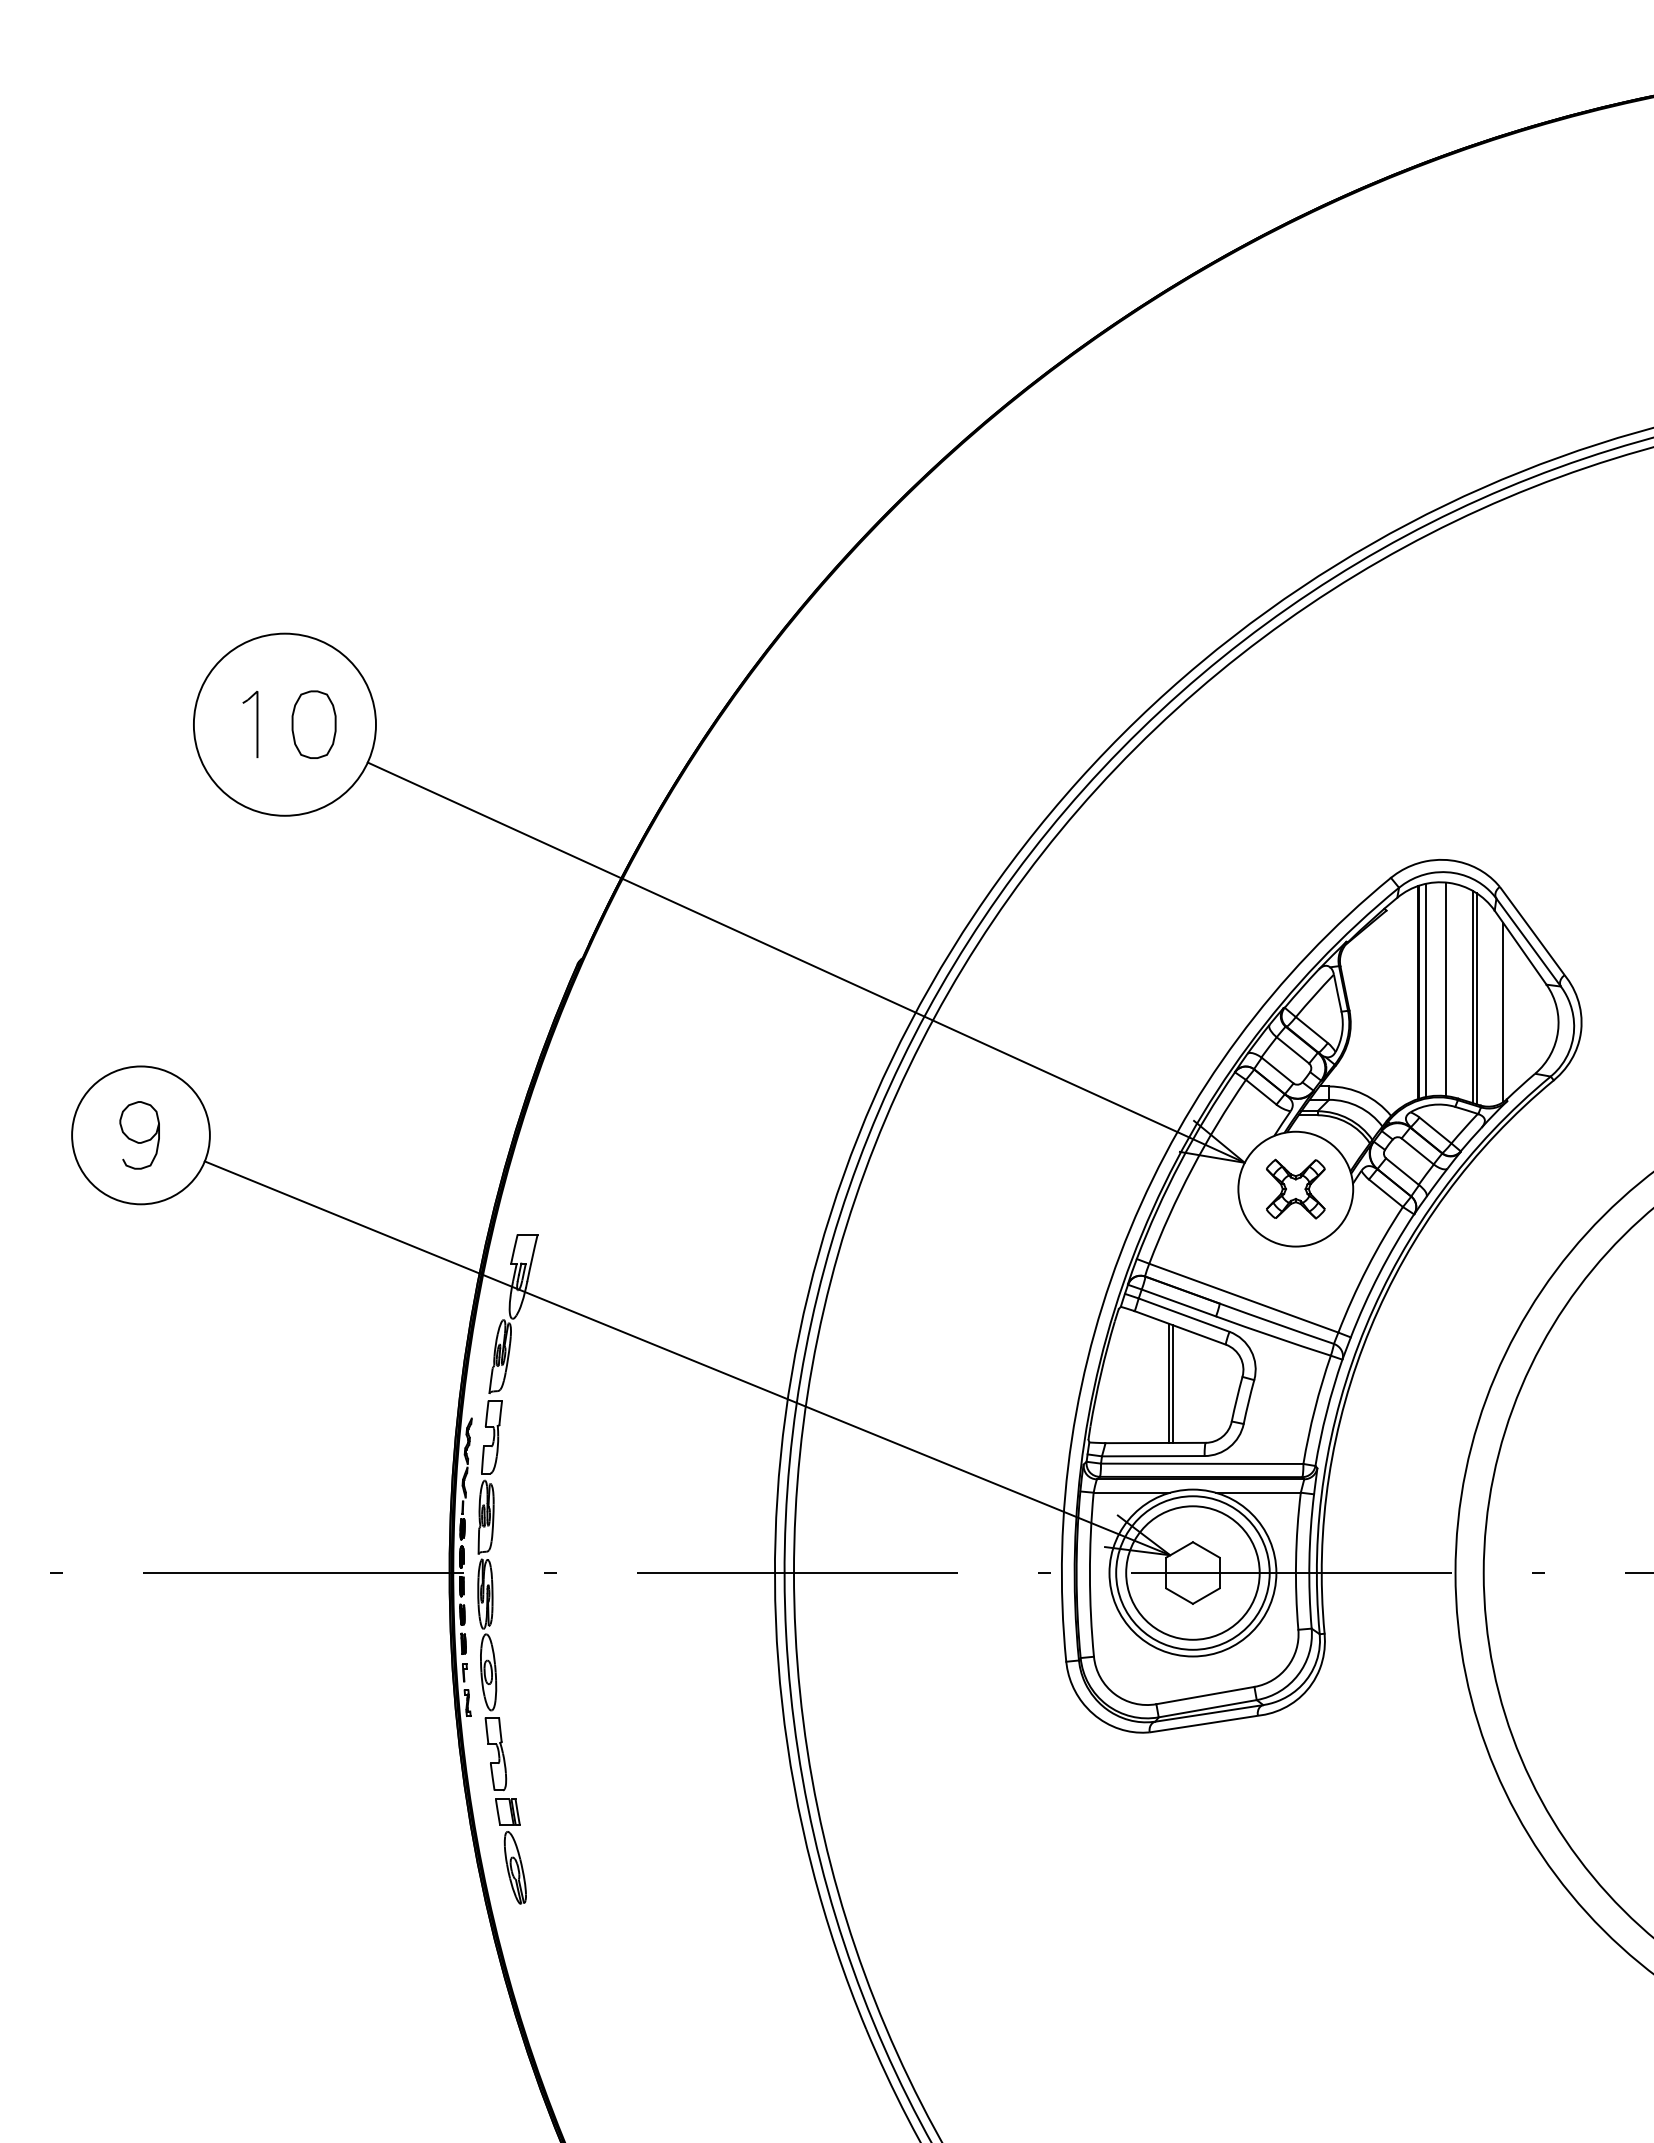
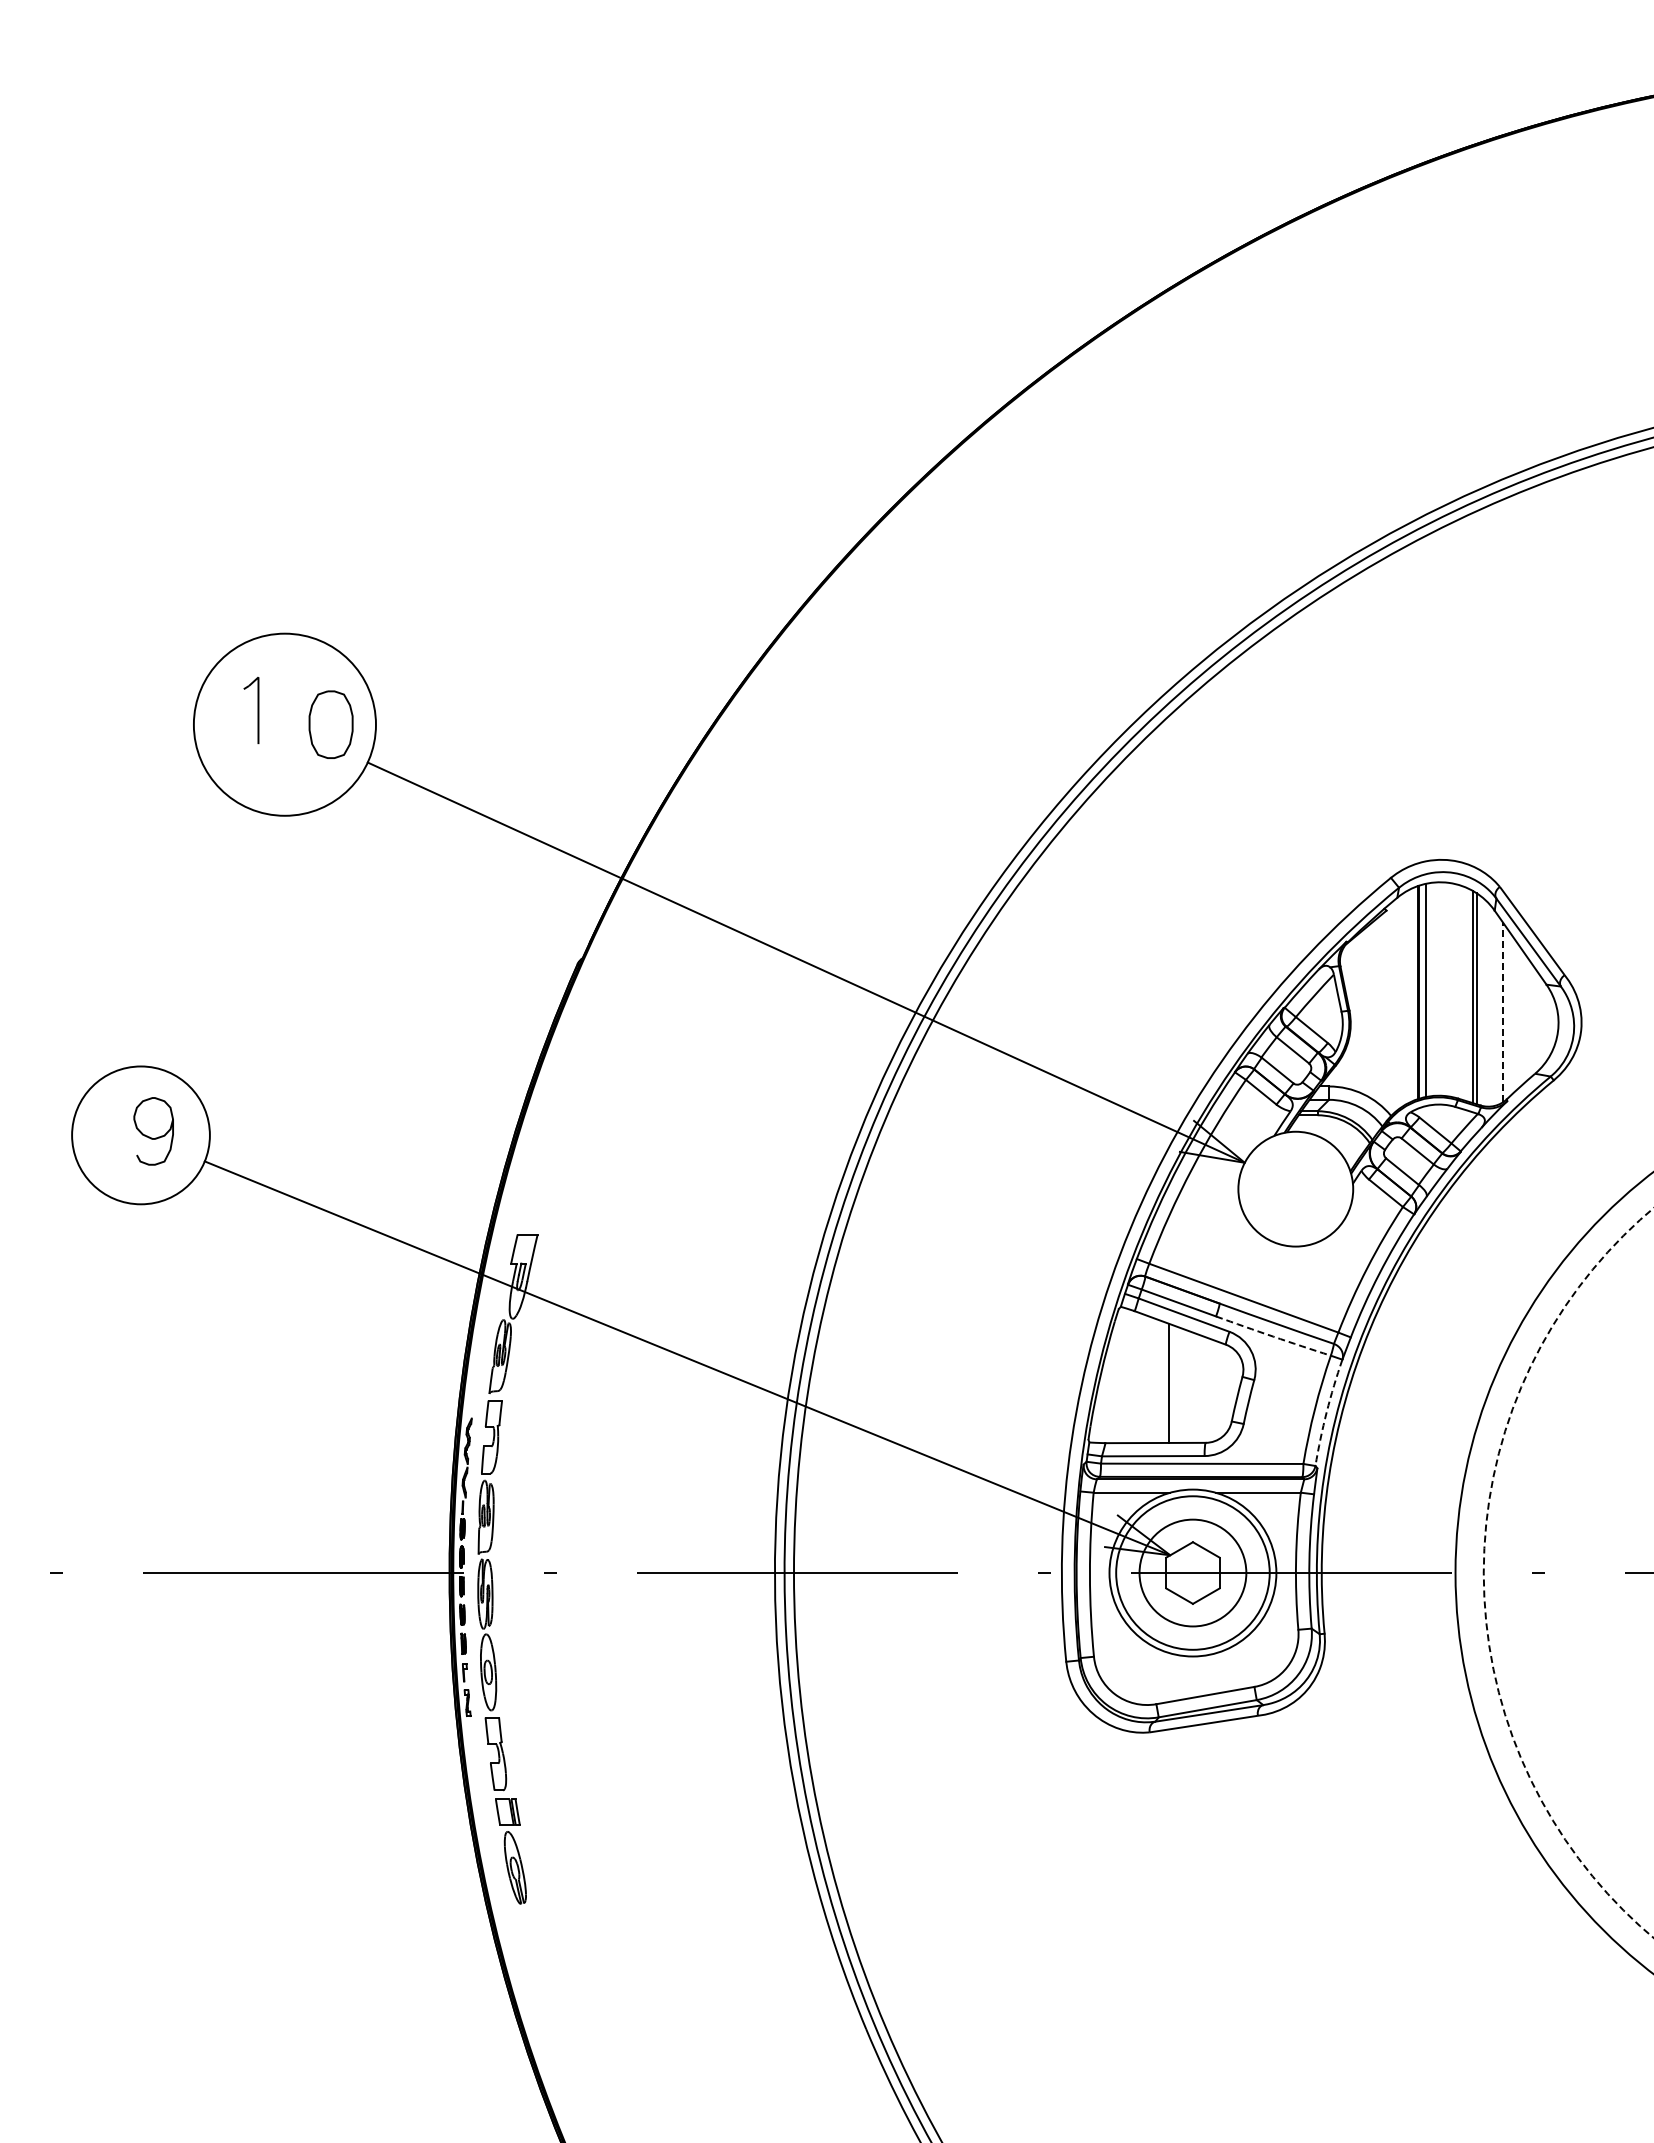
part position: (250, 724) -> (251, 710) (251, 710)
part position: (313, 724) -> (330, 724) (330, 724)
line: present -> none (1446, 989)
line: solid -> dashed (1503, 1012)
curve position: (138, 1141) -> (152, 1137) (152, 1137)
part: present -> none (1295, 1188)
arc: solid -> dashed (1273, 1336)
line: present -> none (1172, 1383)
arc: solid -> dashed (1326, 1412)
circle diameter: 134 px -> 107 px (1192, 1572)
circle: solid -> dashed (1568, 1572)
